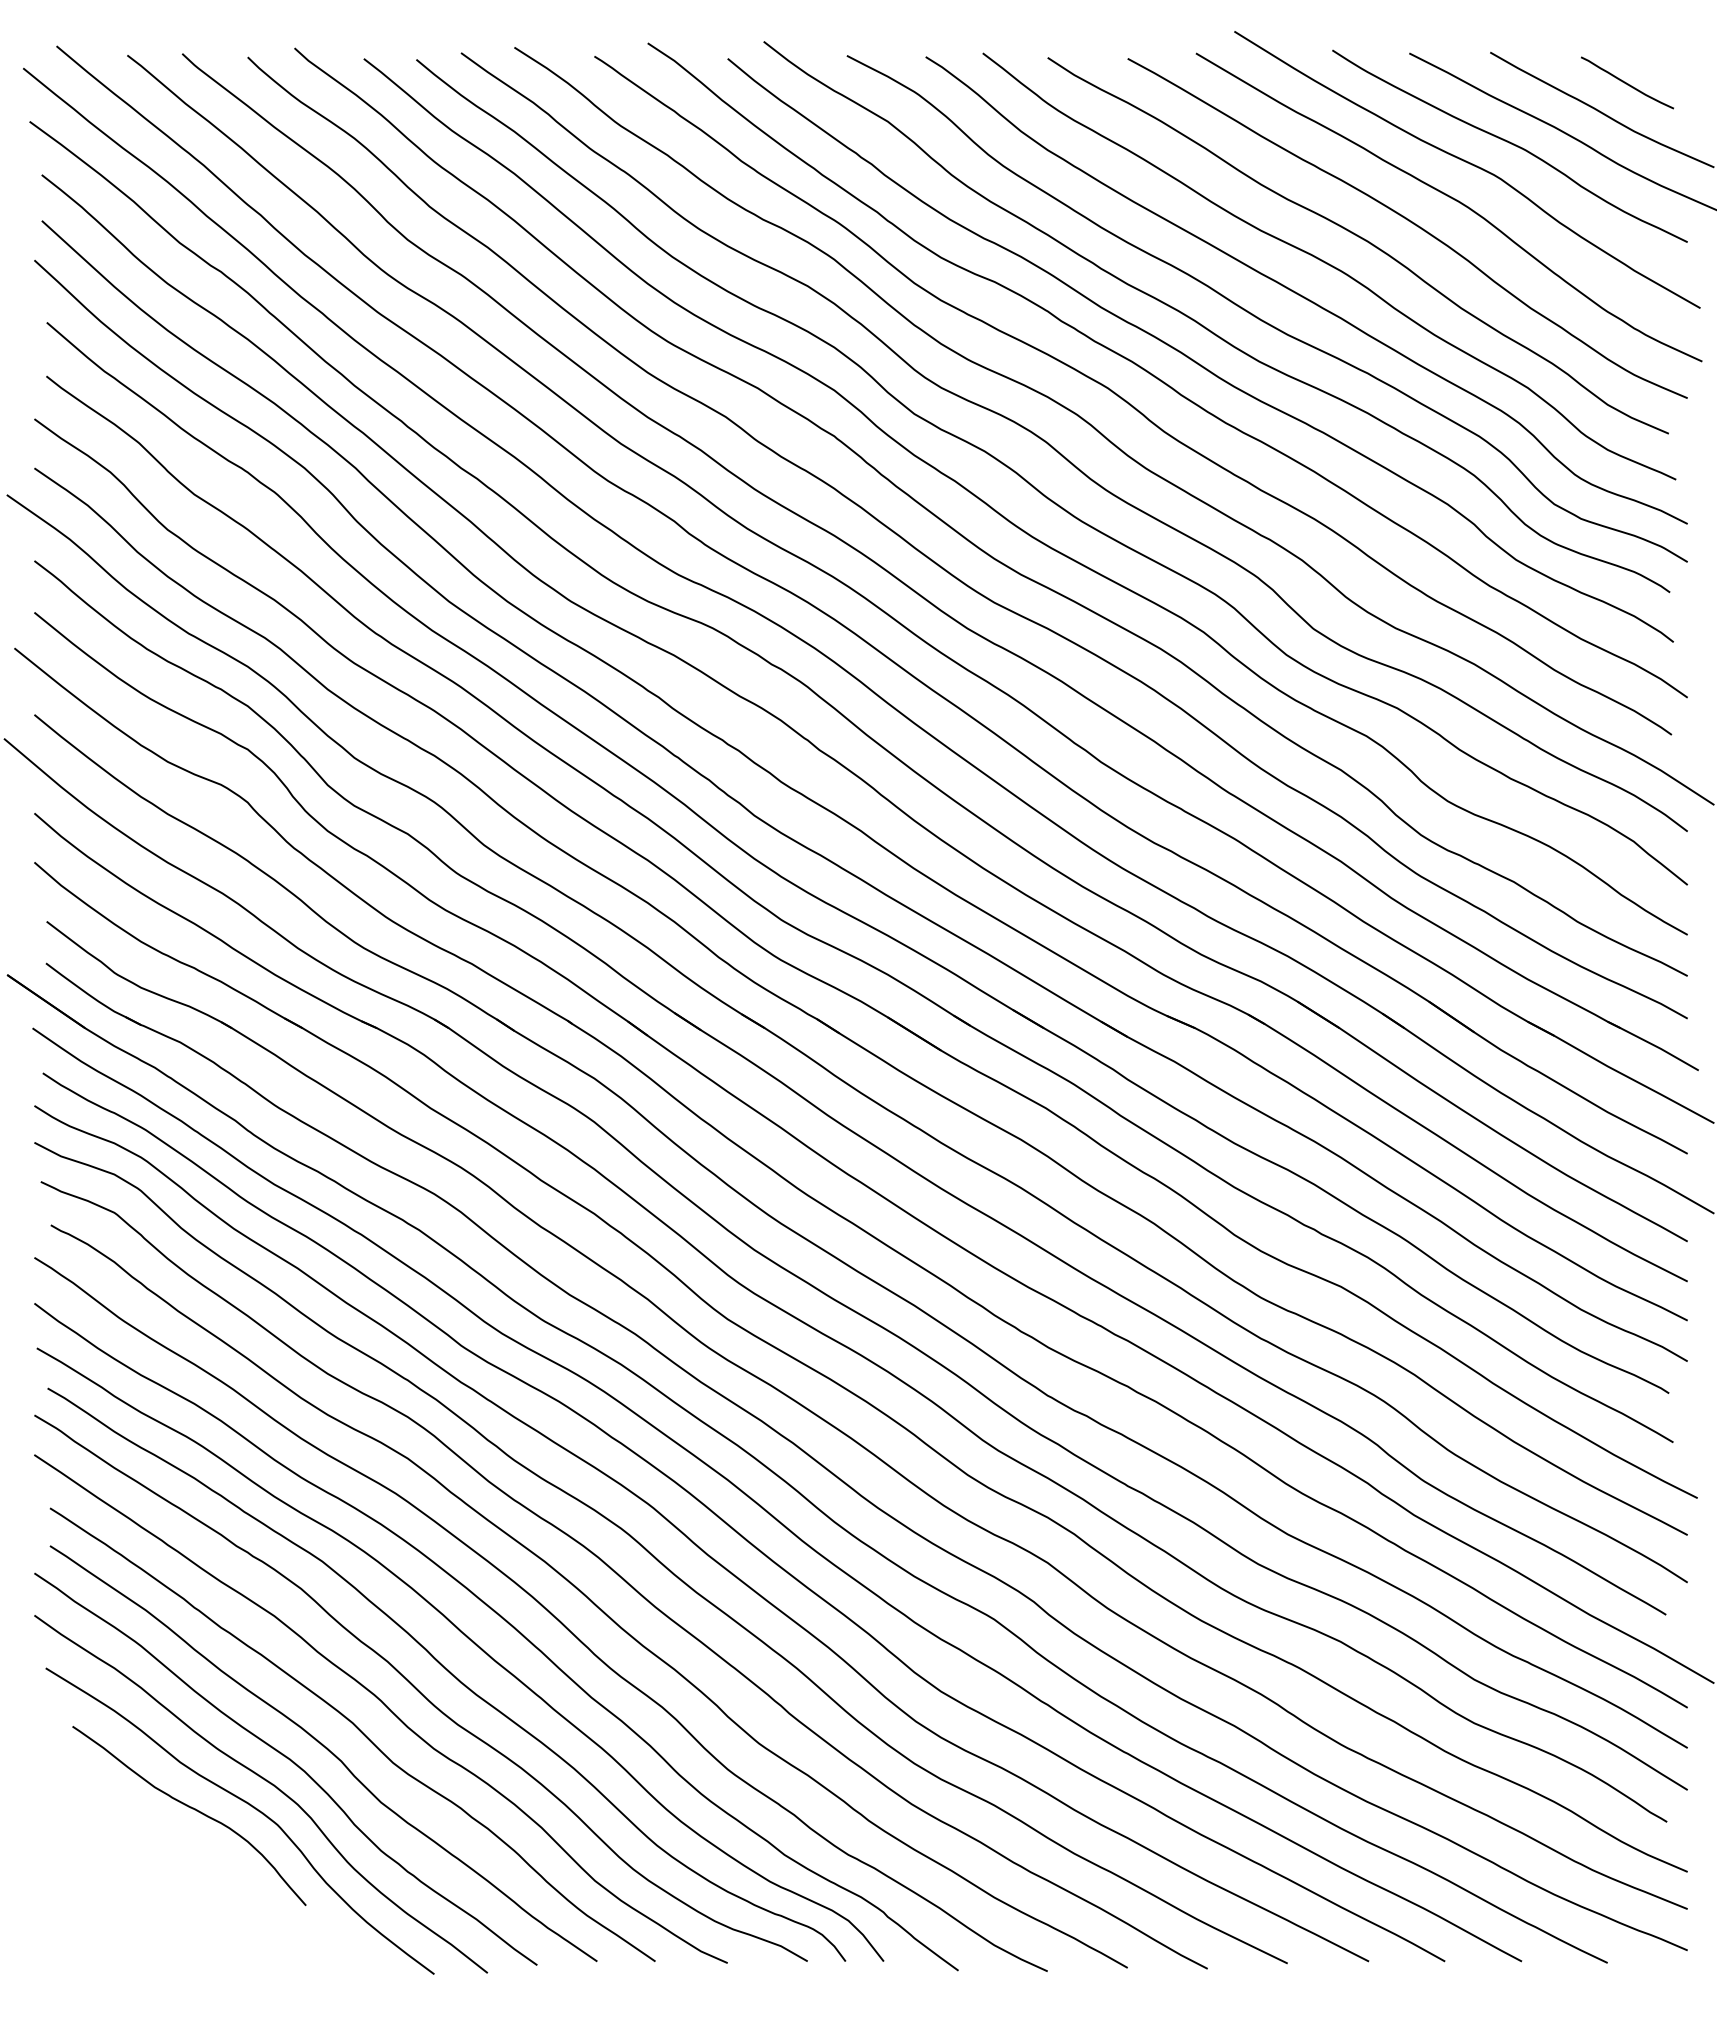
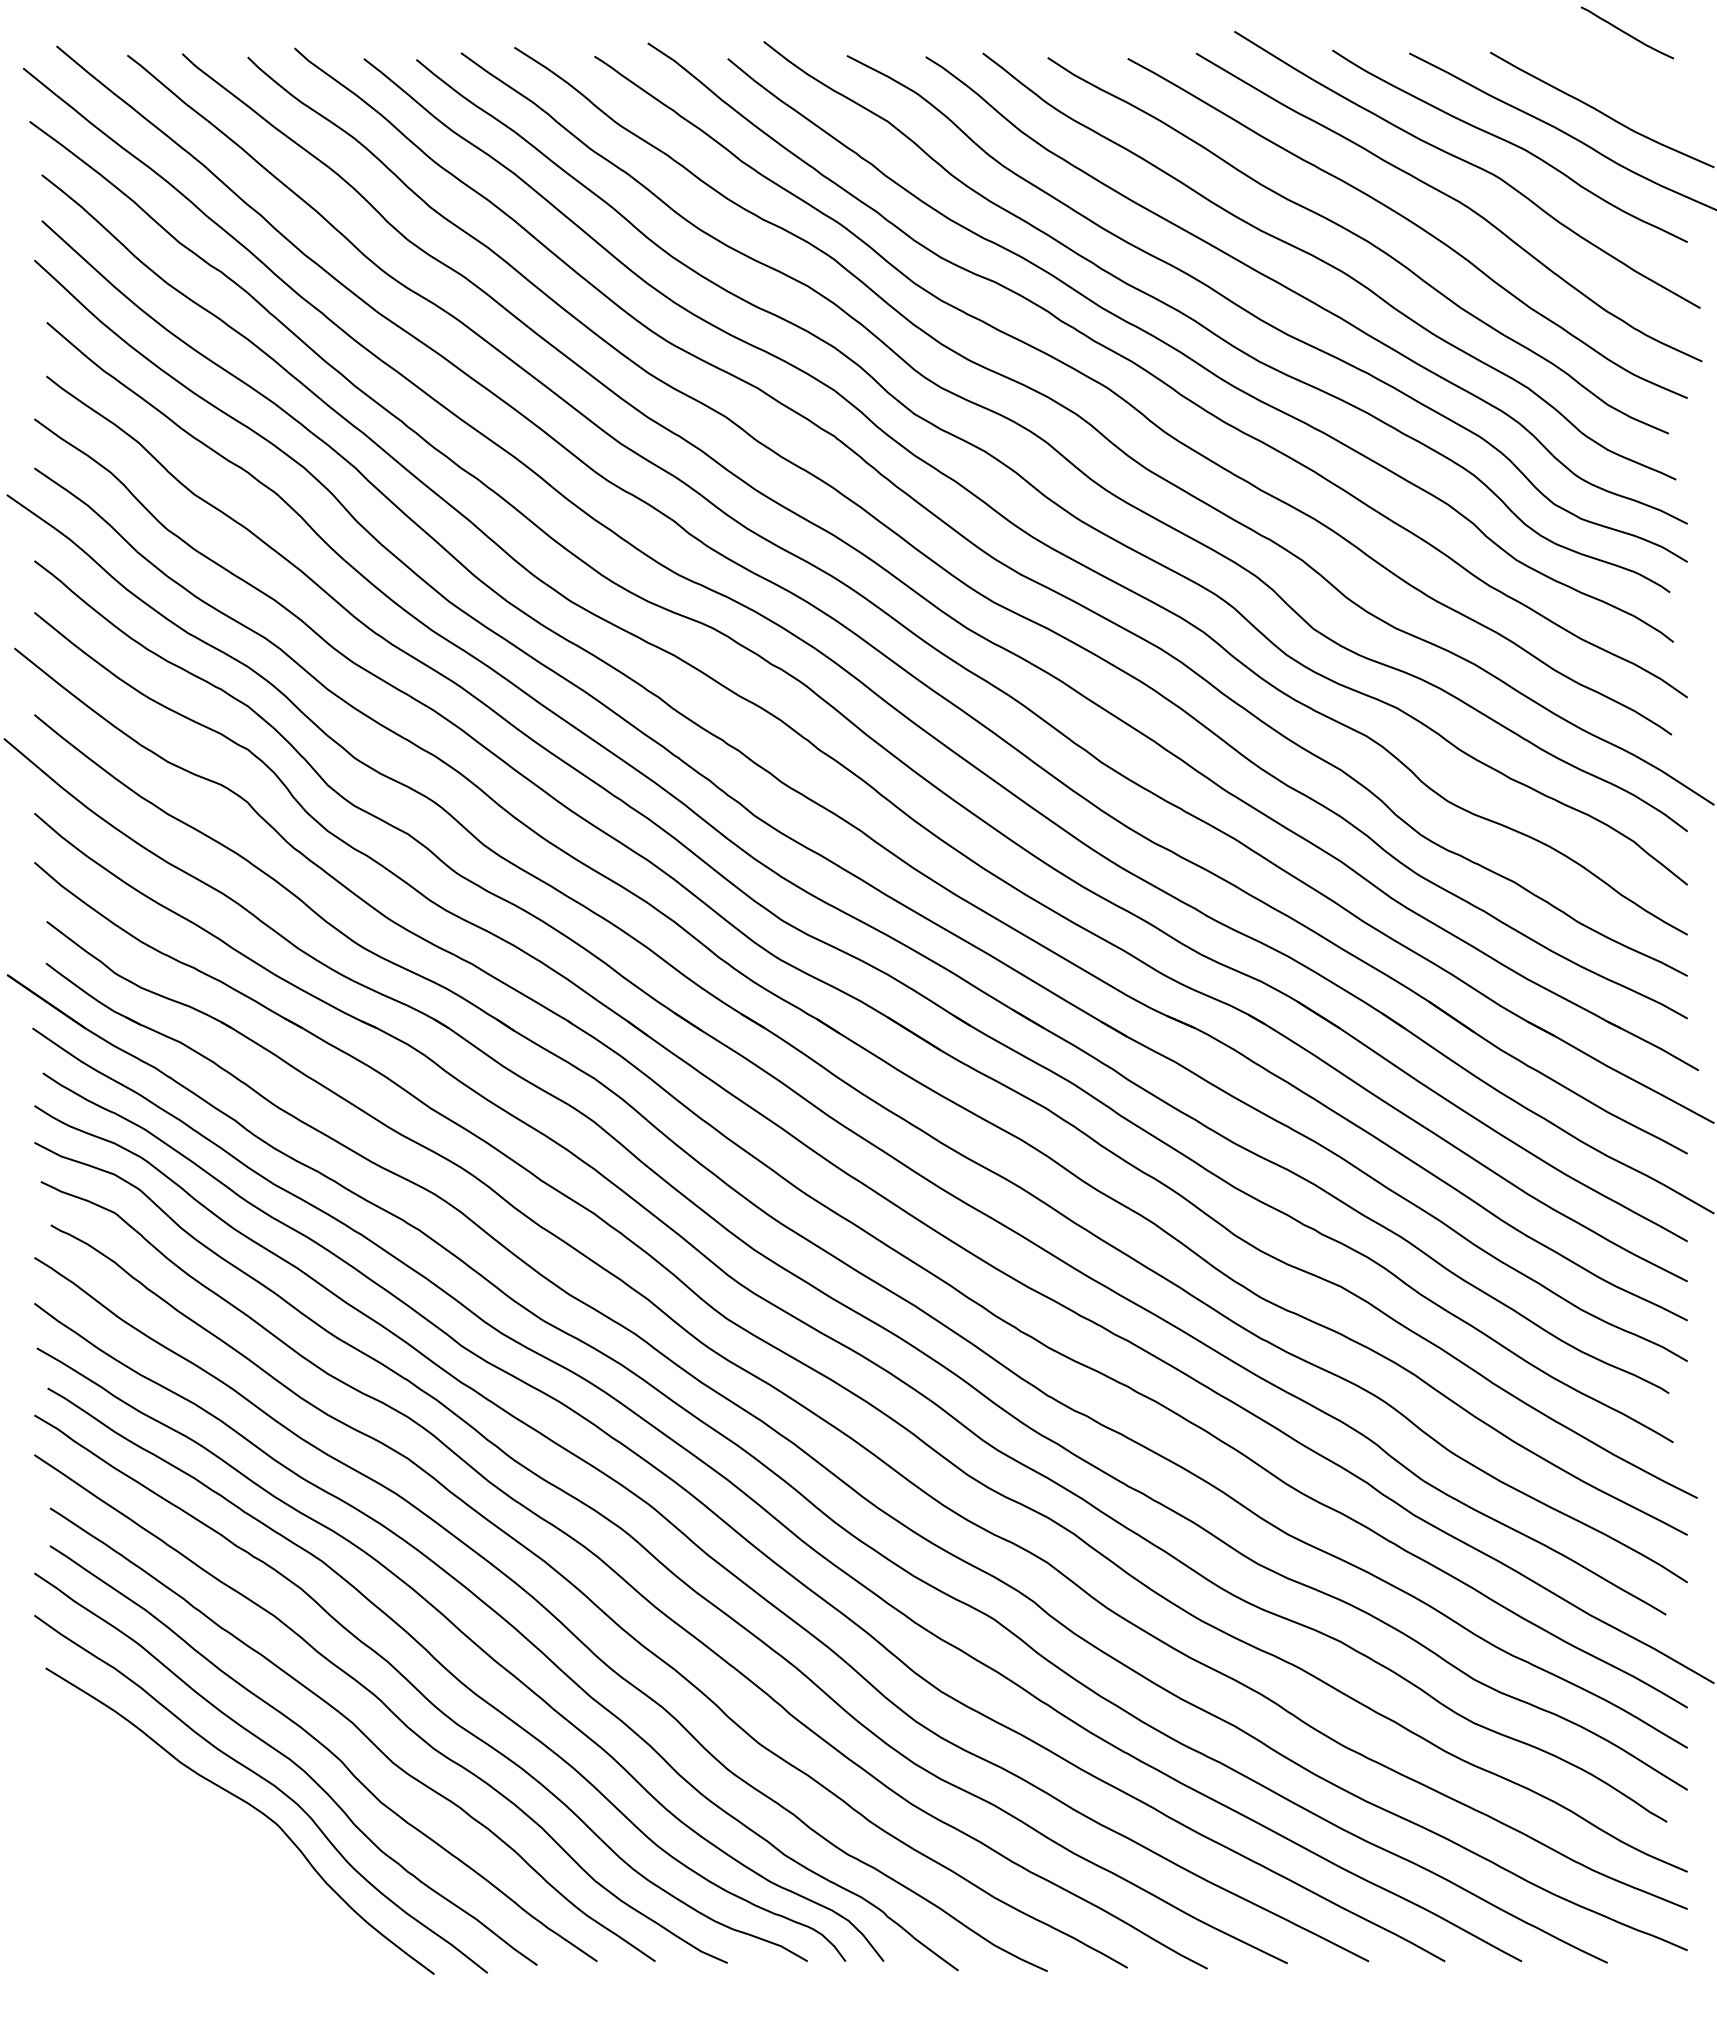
curve position: (1626, 82) -> (1626, 32) (1626, 32)
curve: present -> none (192, 1809)
